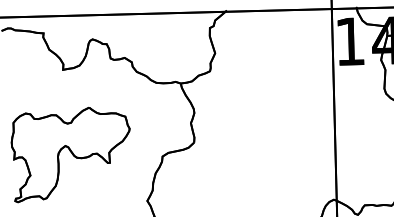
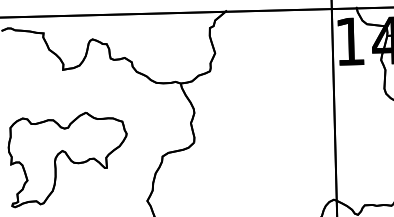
part position: (70, 154) -> (67, 159) (67, 159)
